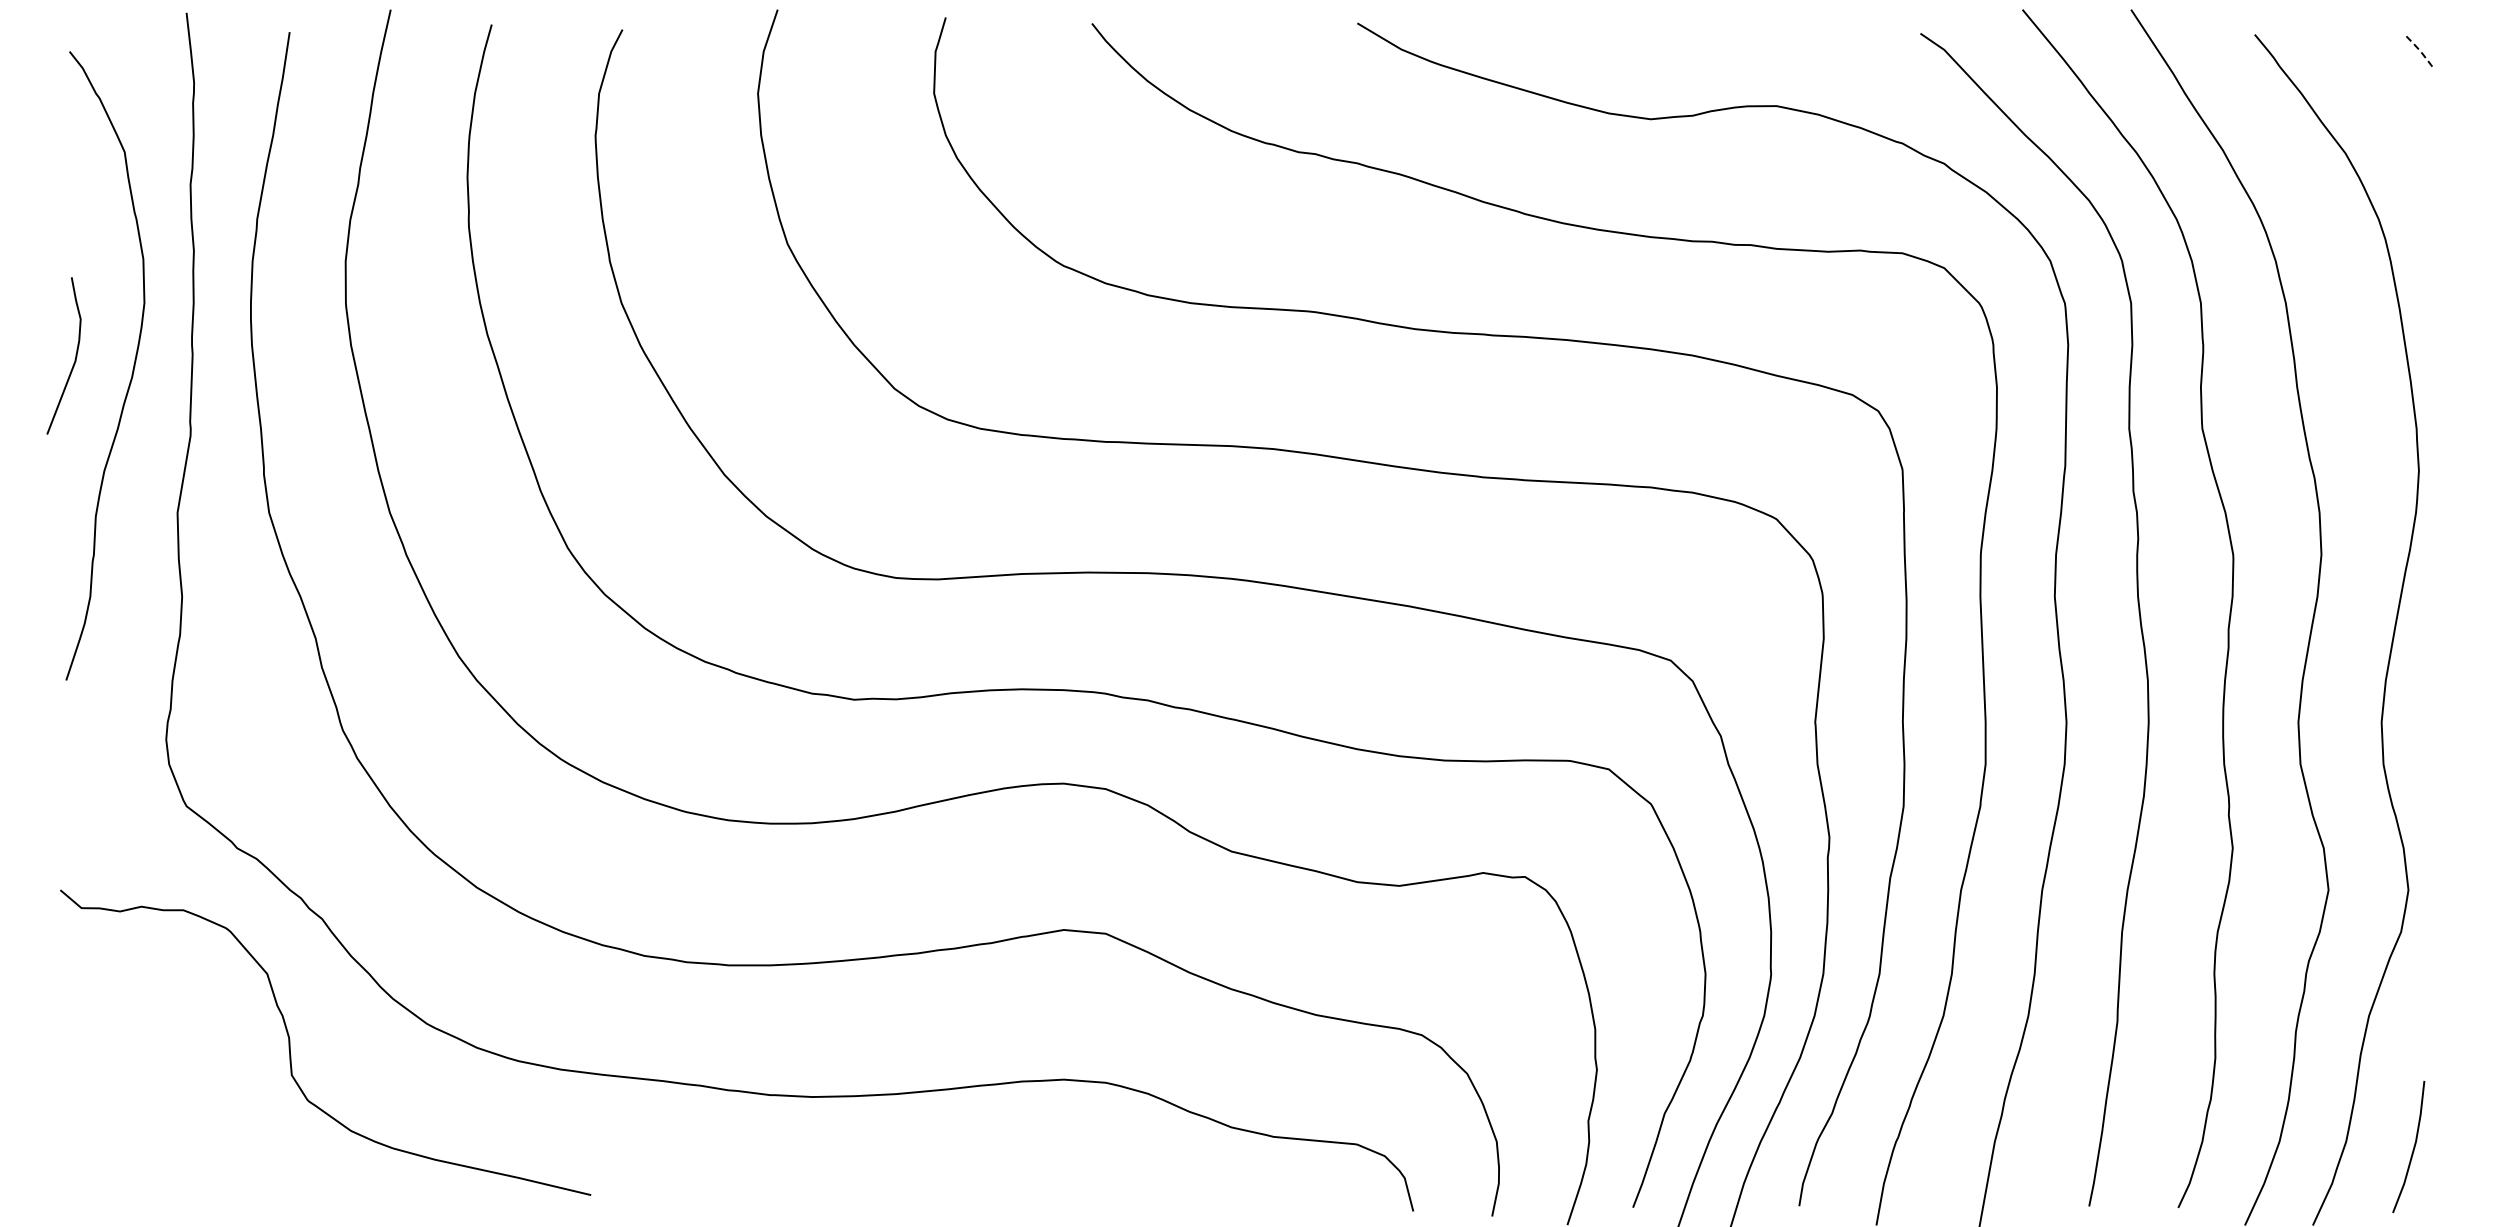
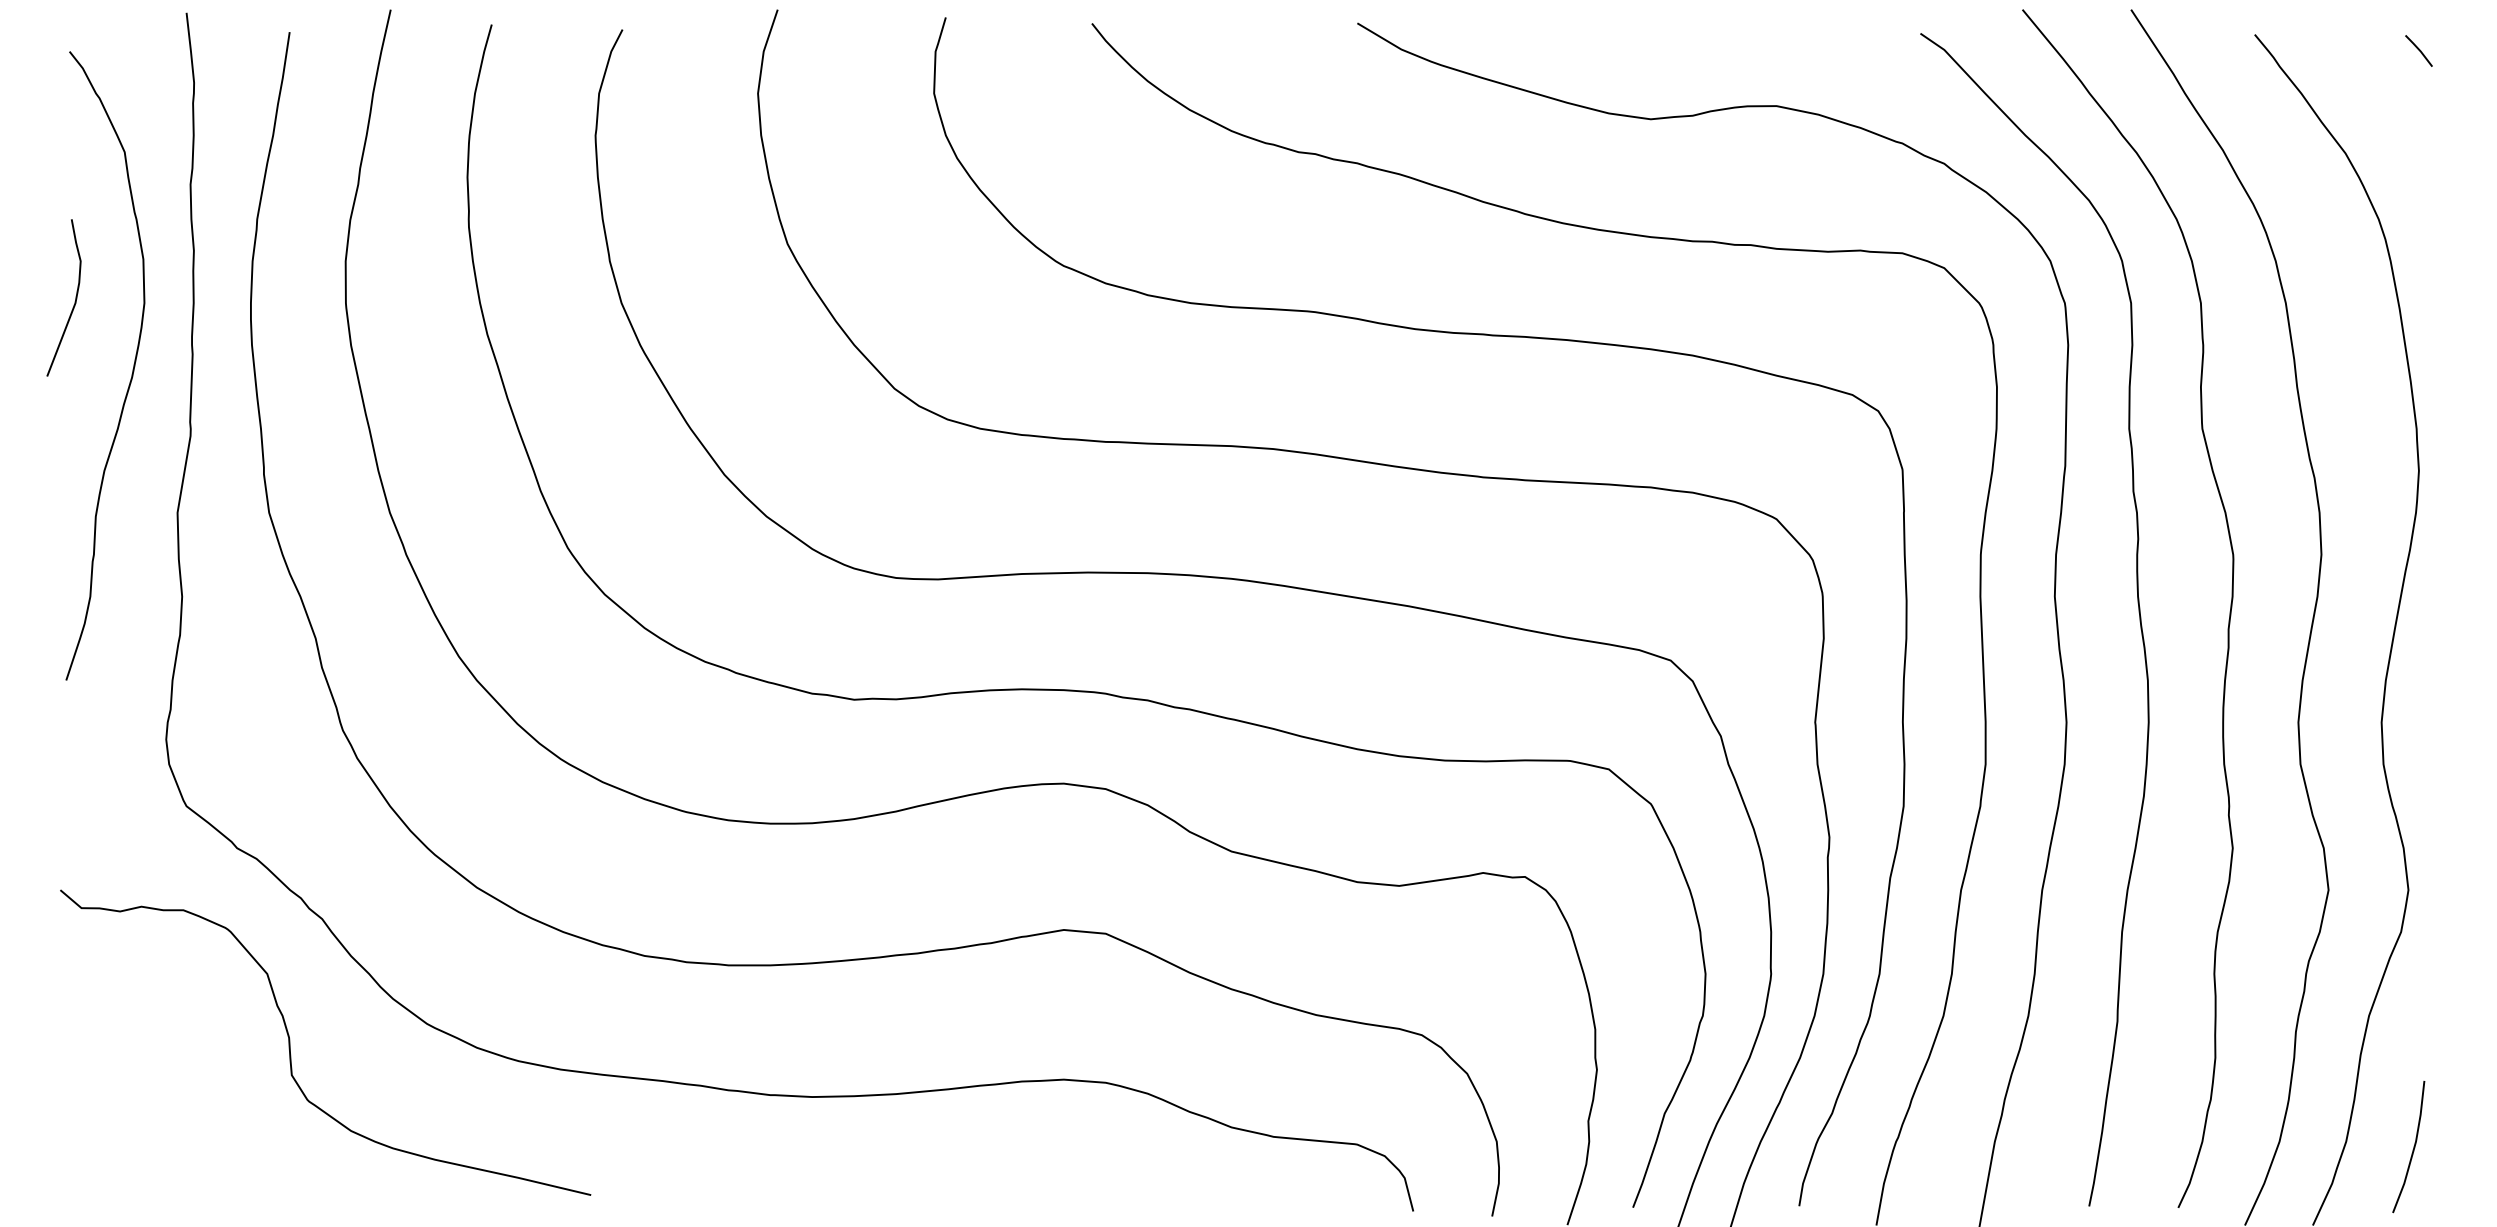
line: dashed -> solid (2419, 50)
curve position: (74, 359) -> (74, 301) (74, 301)
